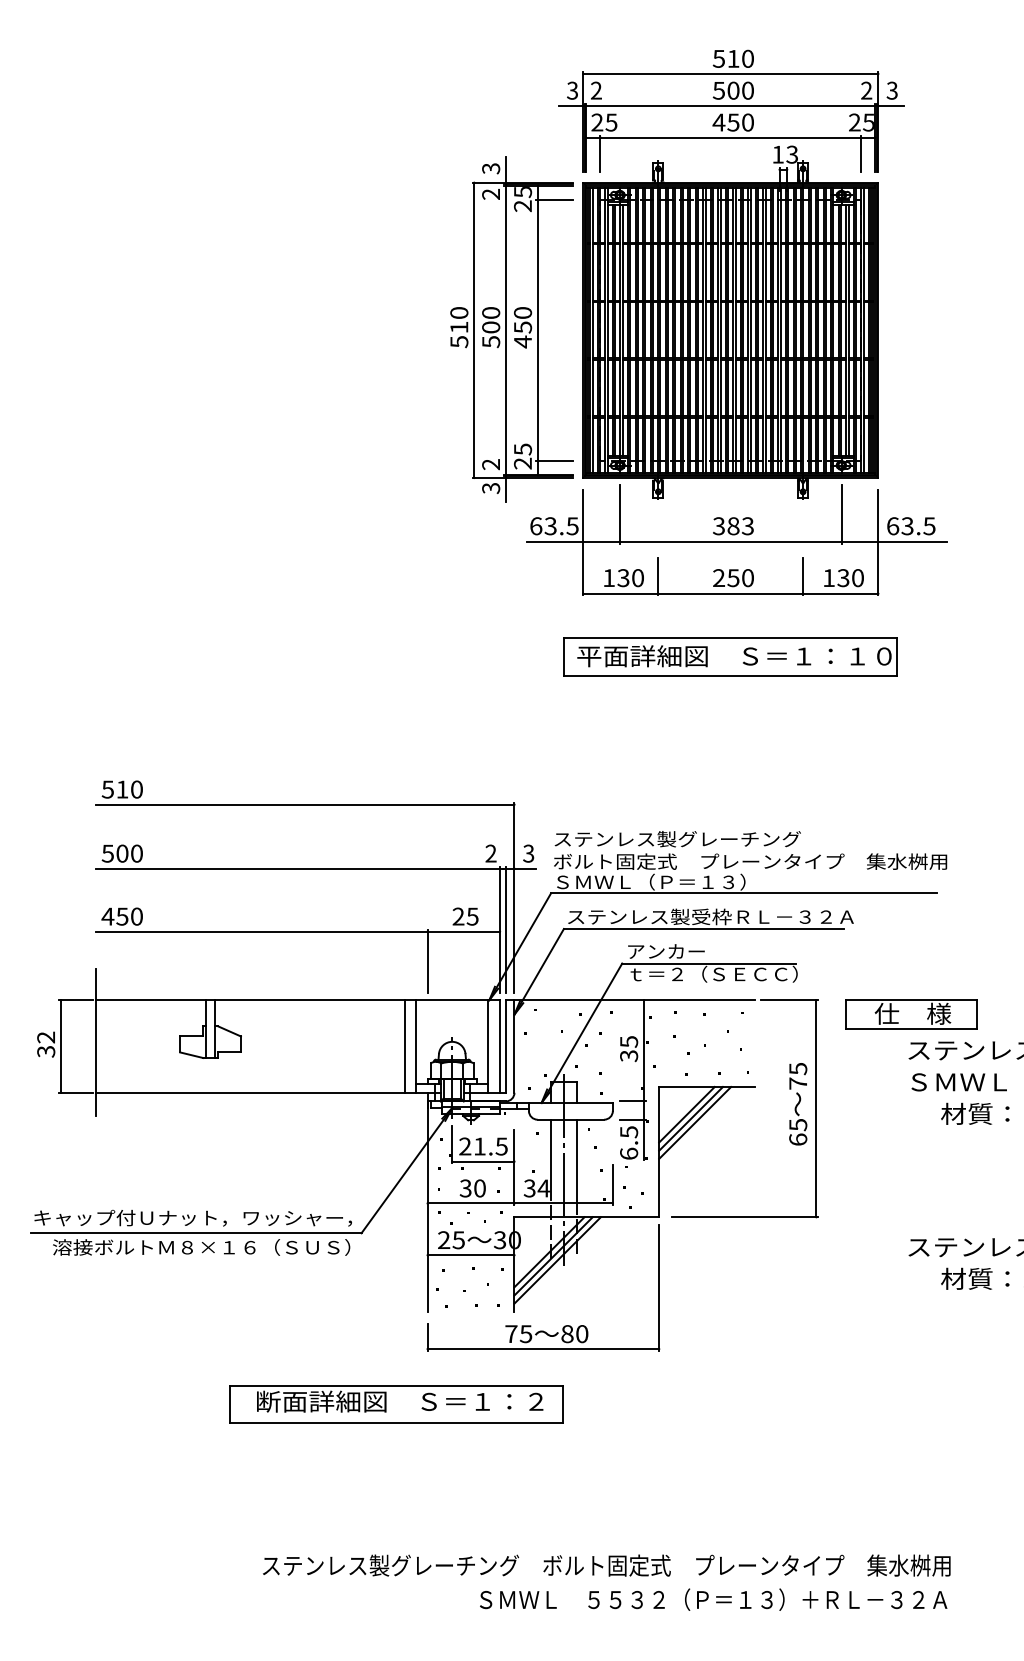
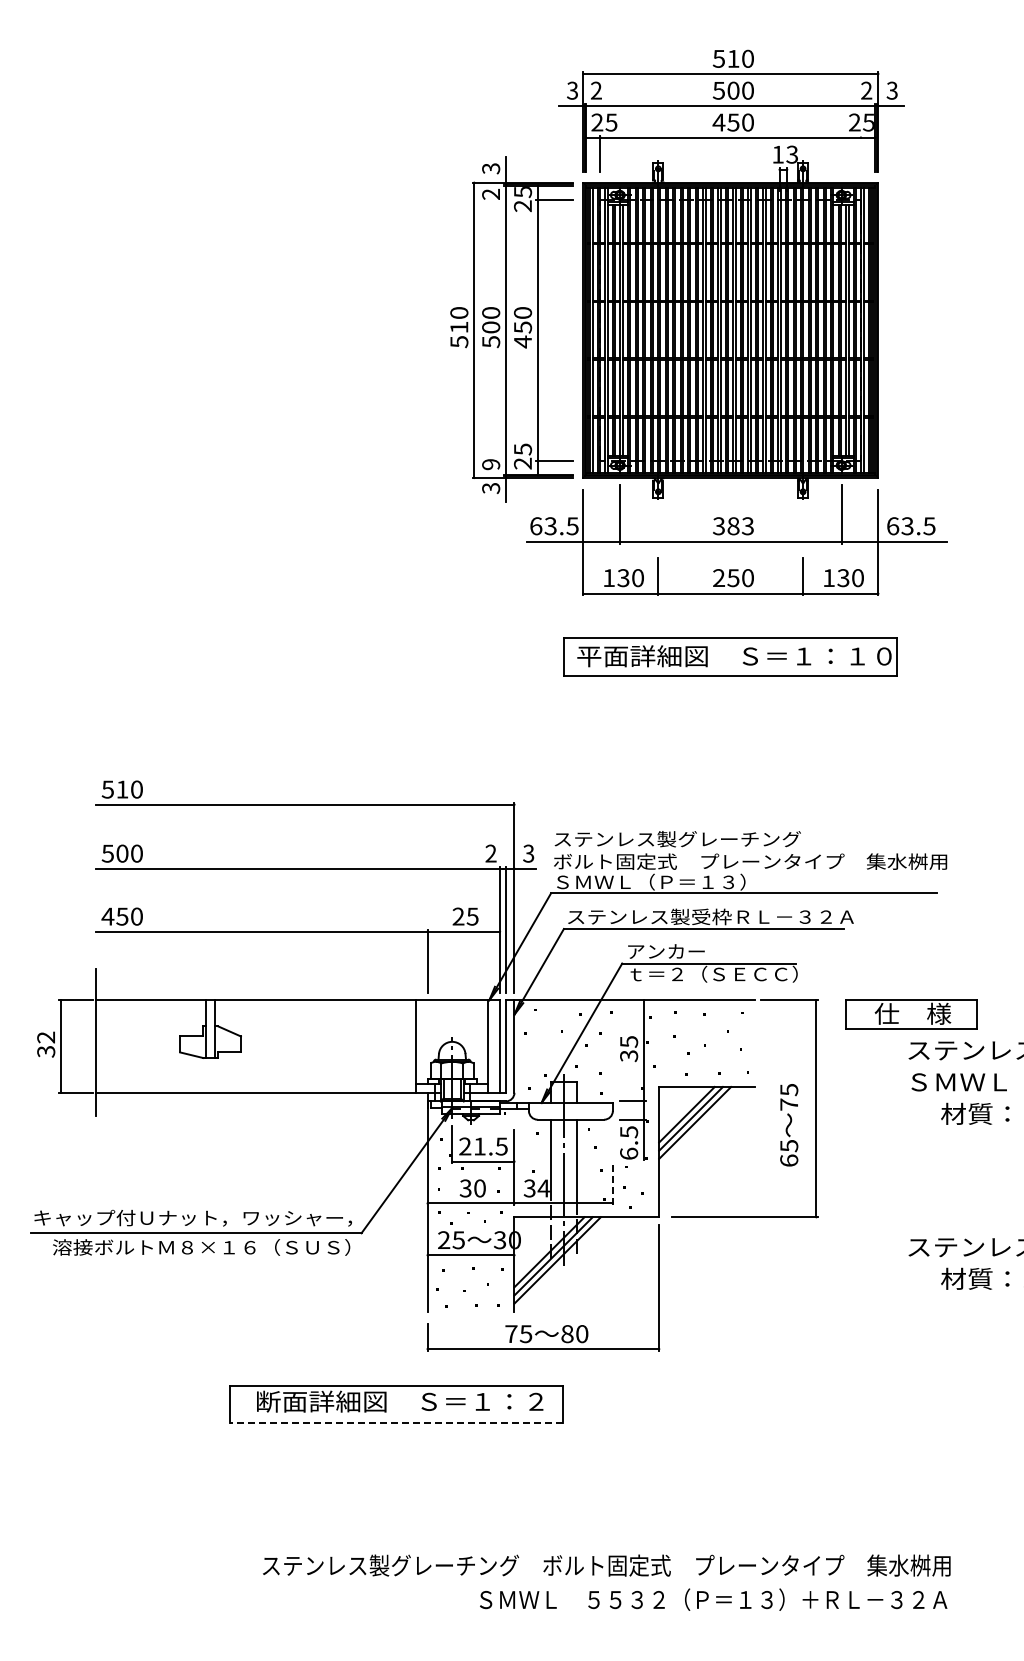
line: present -> none (860, 153)
text: 2 -> 9 (491, 464)
line: present -> none (404, 1046)
text position: (798, 1104) -> (789, 1125) (789, 1125)
line: solid -> dashed (612, 1185)
line: solid -> dashed (395, 1423)
